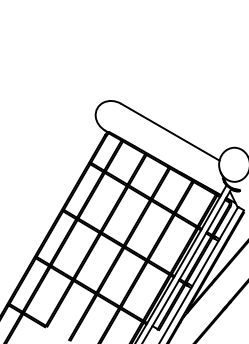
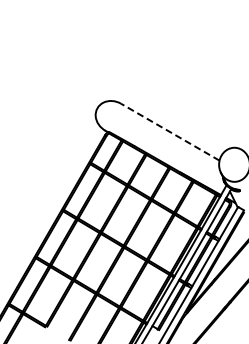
line: solid -> dashed (170, 132)
